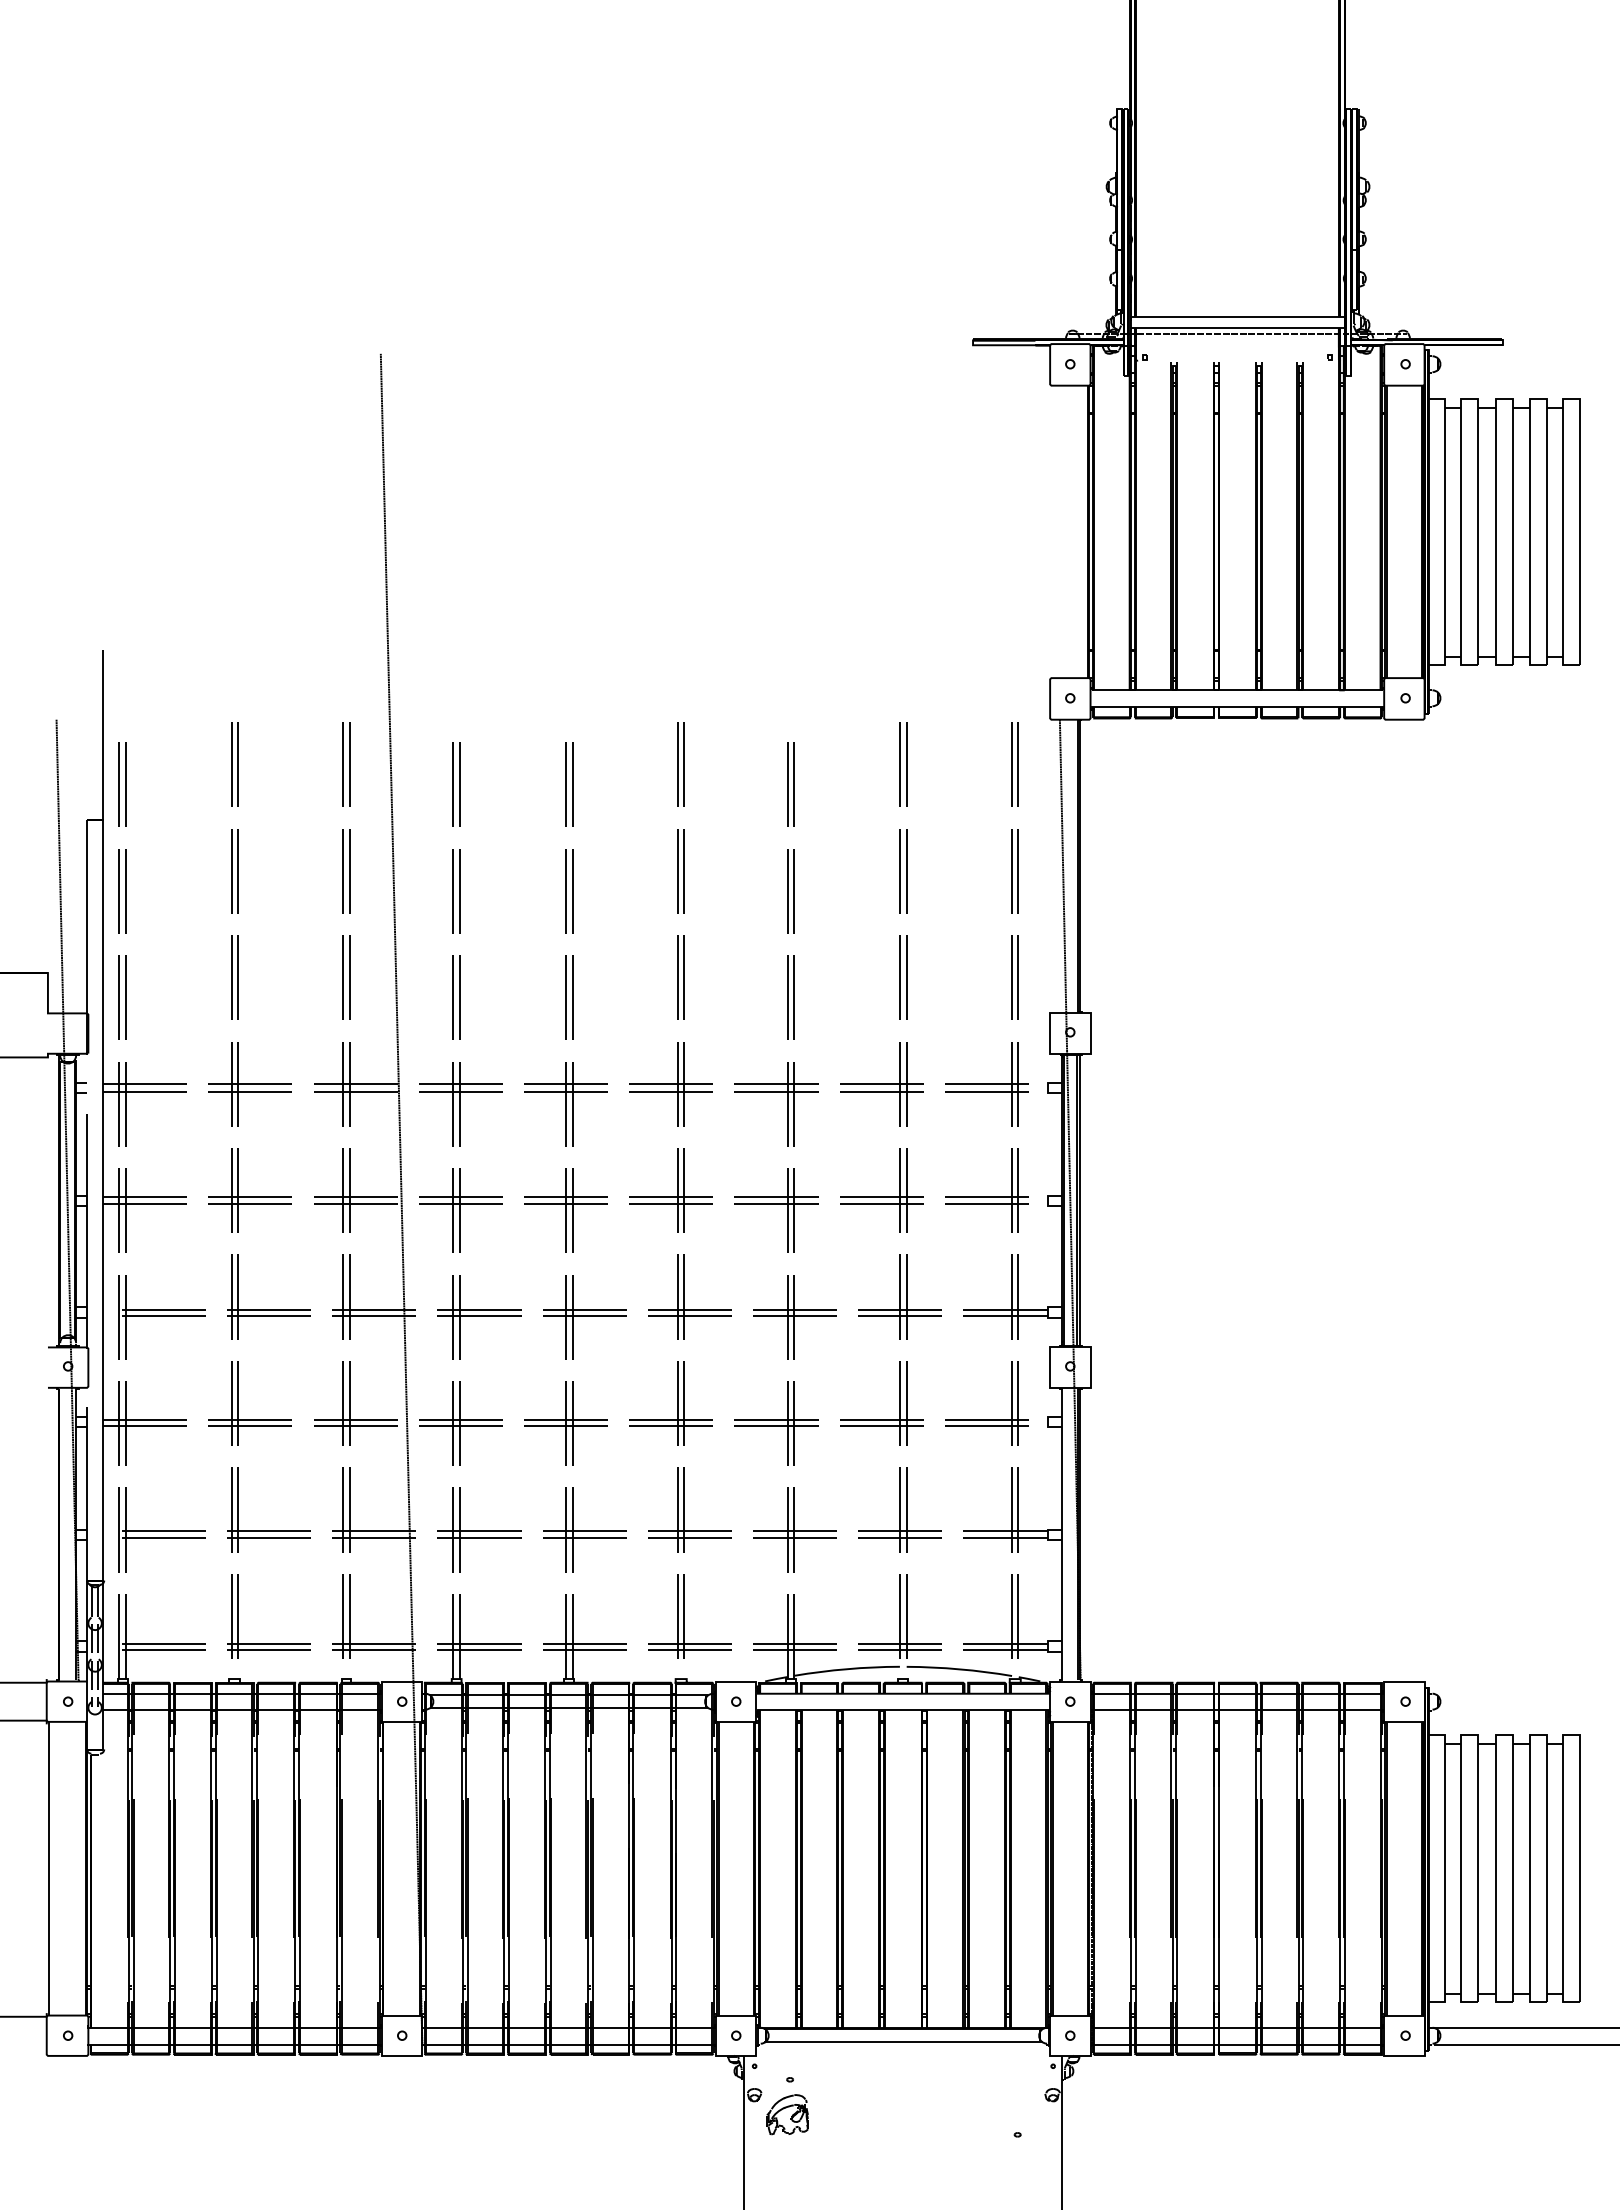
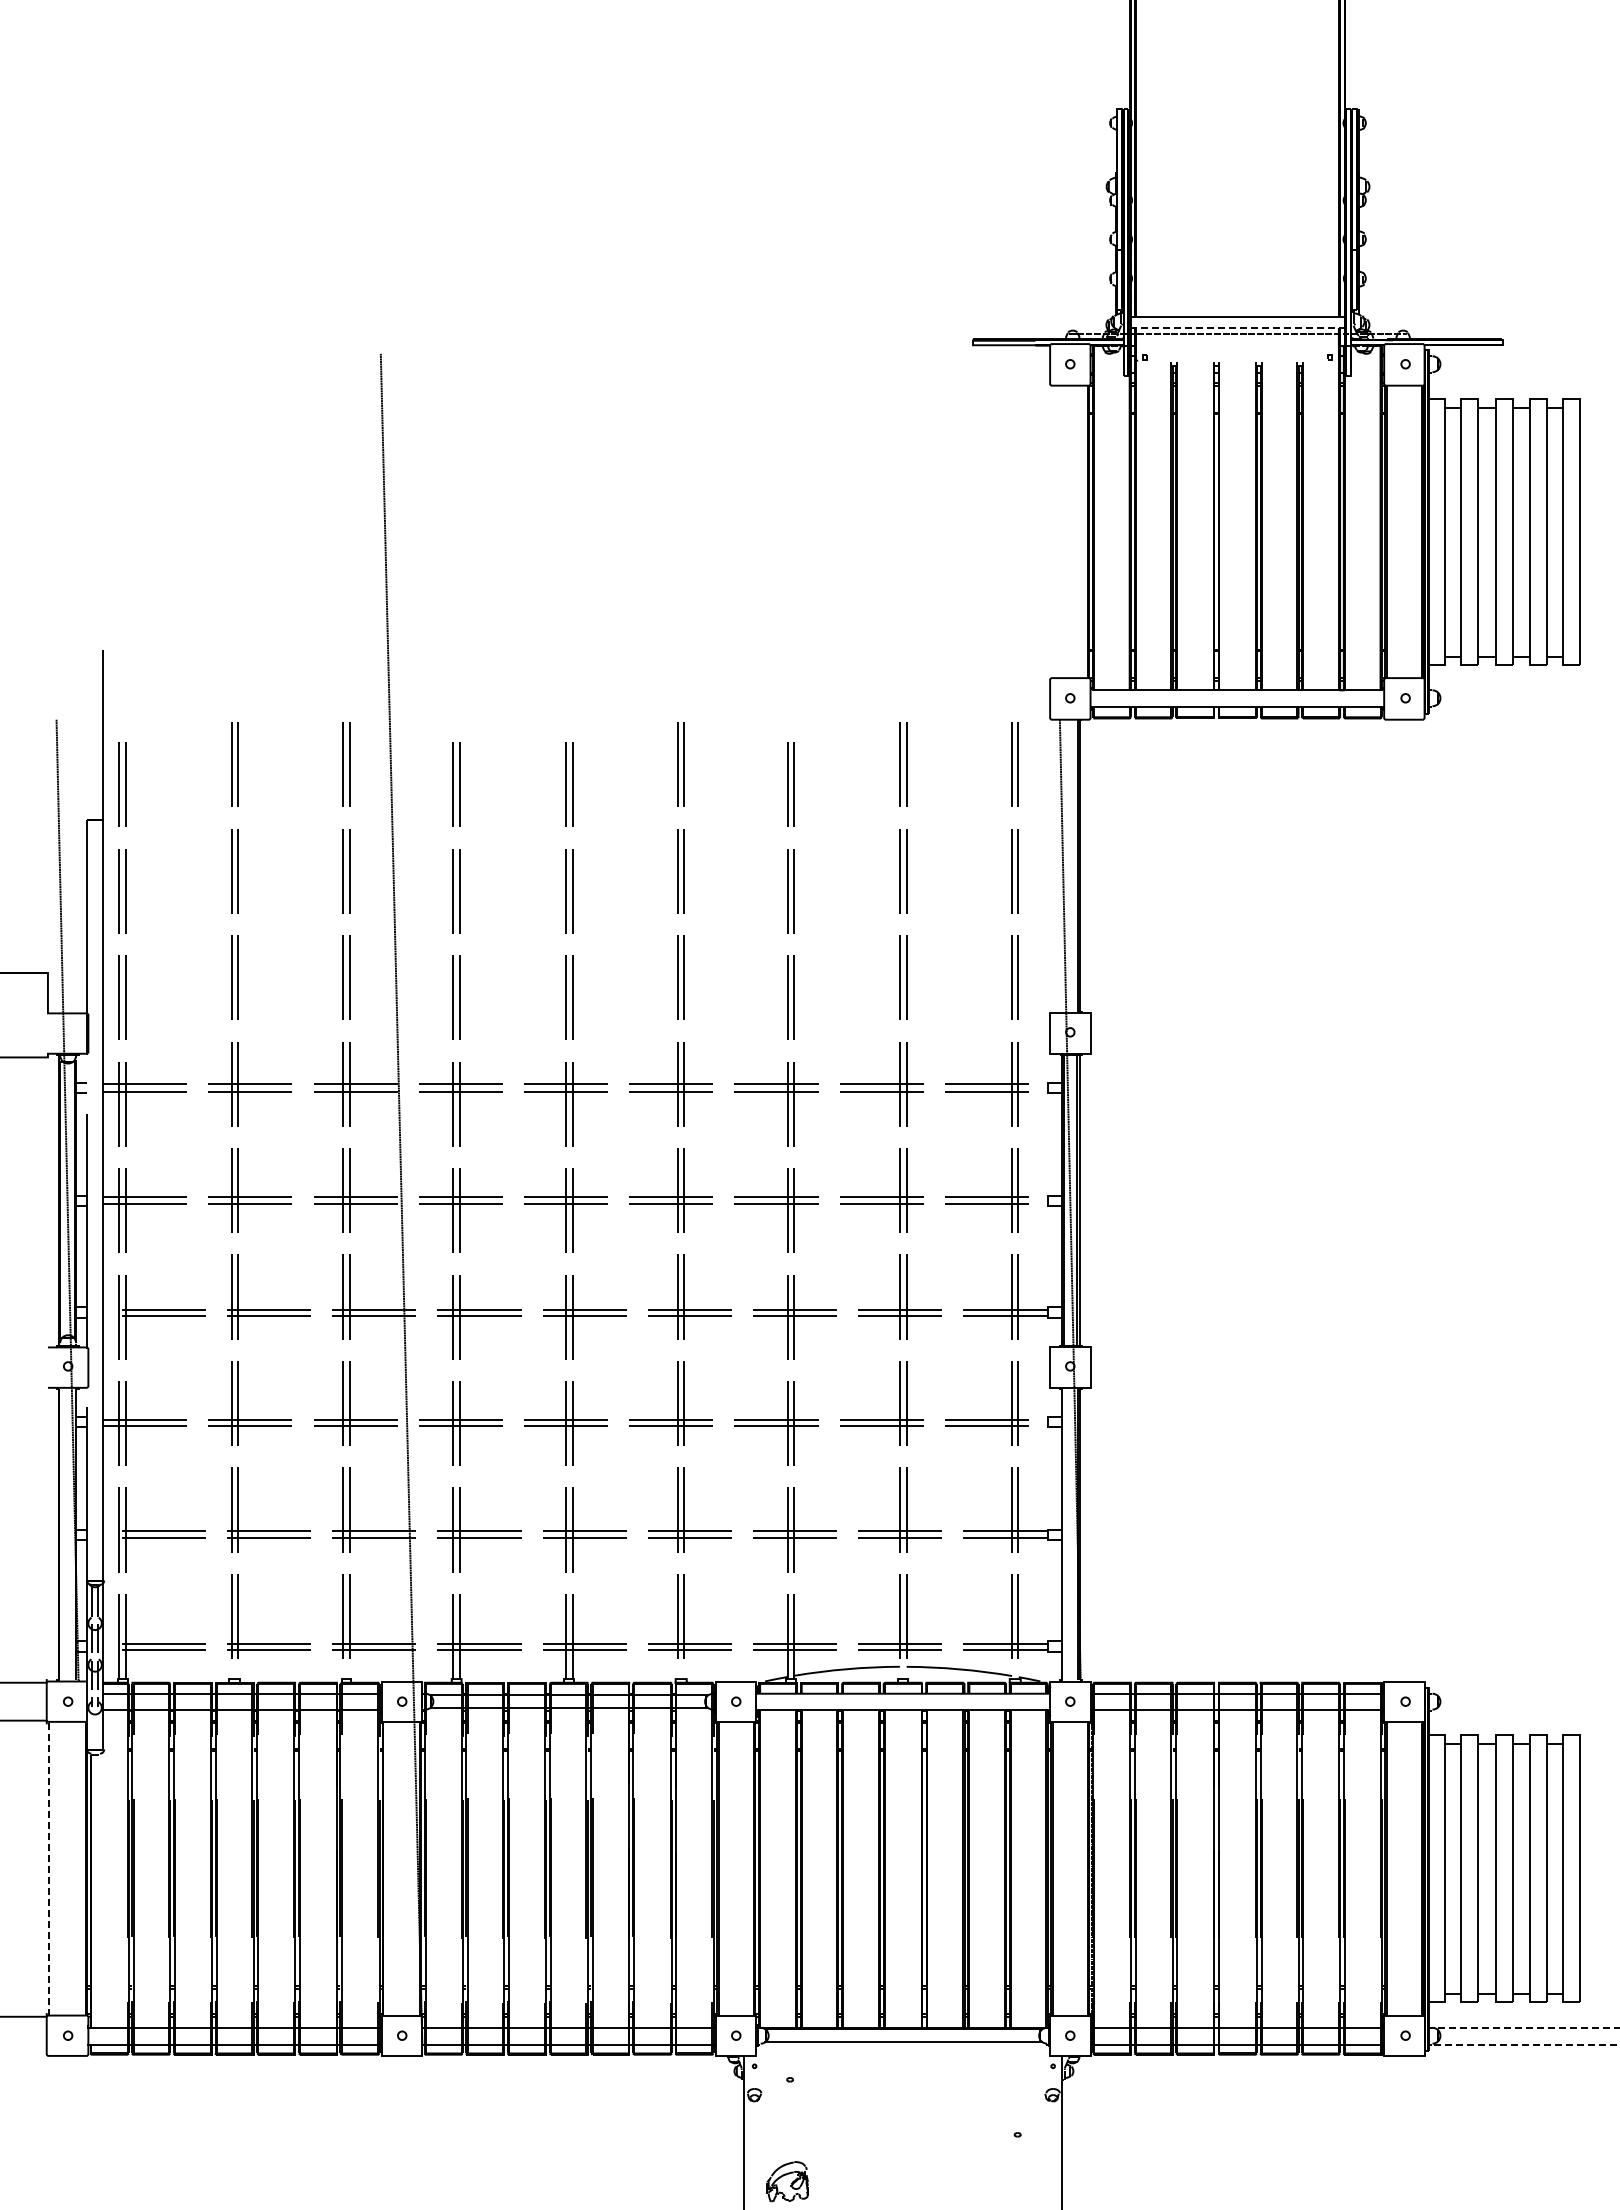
line: solid -> dashed (1237, 328)
line: solid -> dashed (49, 1868)
line: solid -> dashed (1522, 2027)
line: solid -> dashed (1527, 2044)
part position: (787, 2114) -> (787, 2181) (787, 2181)
